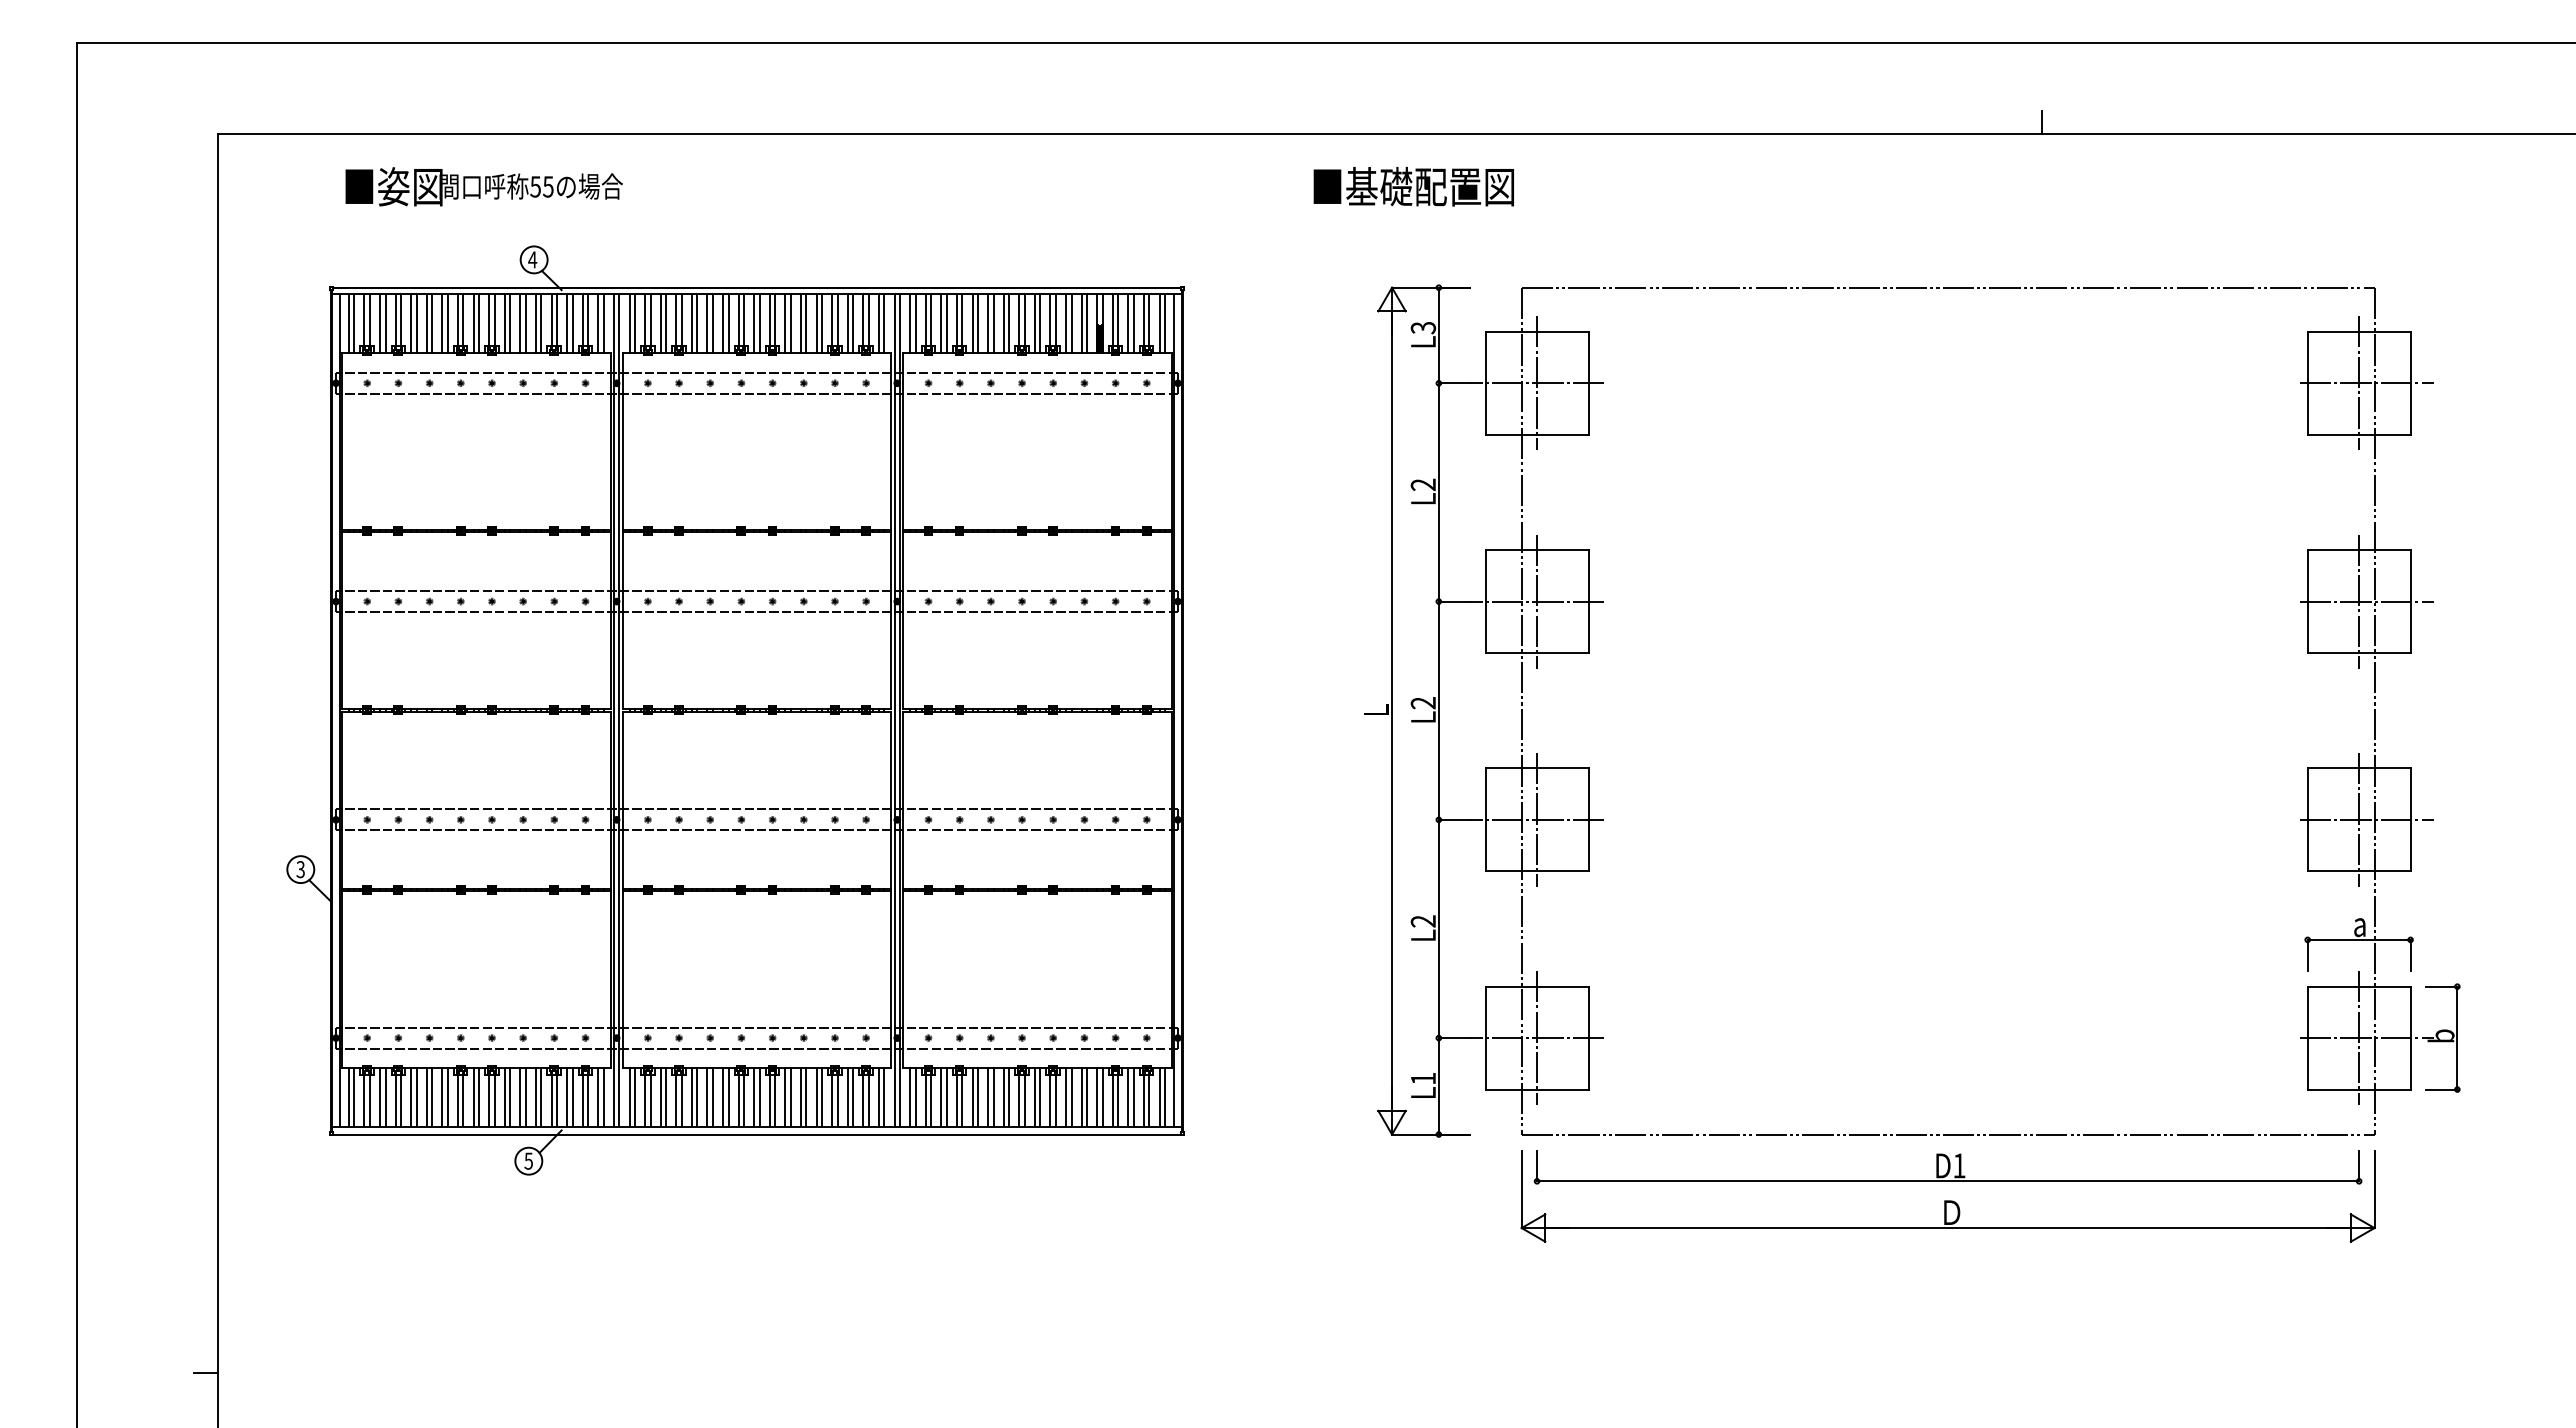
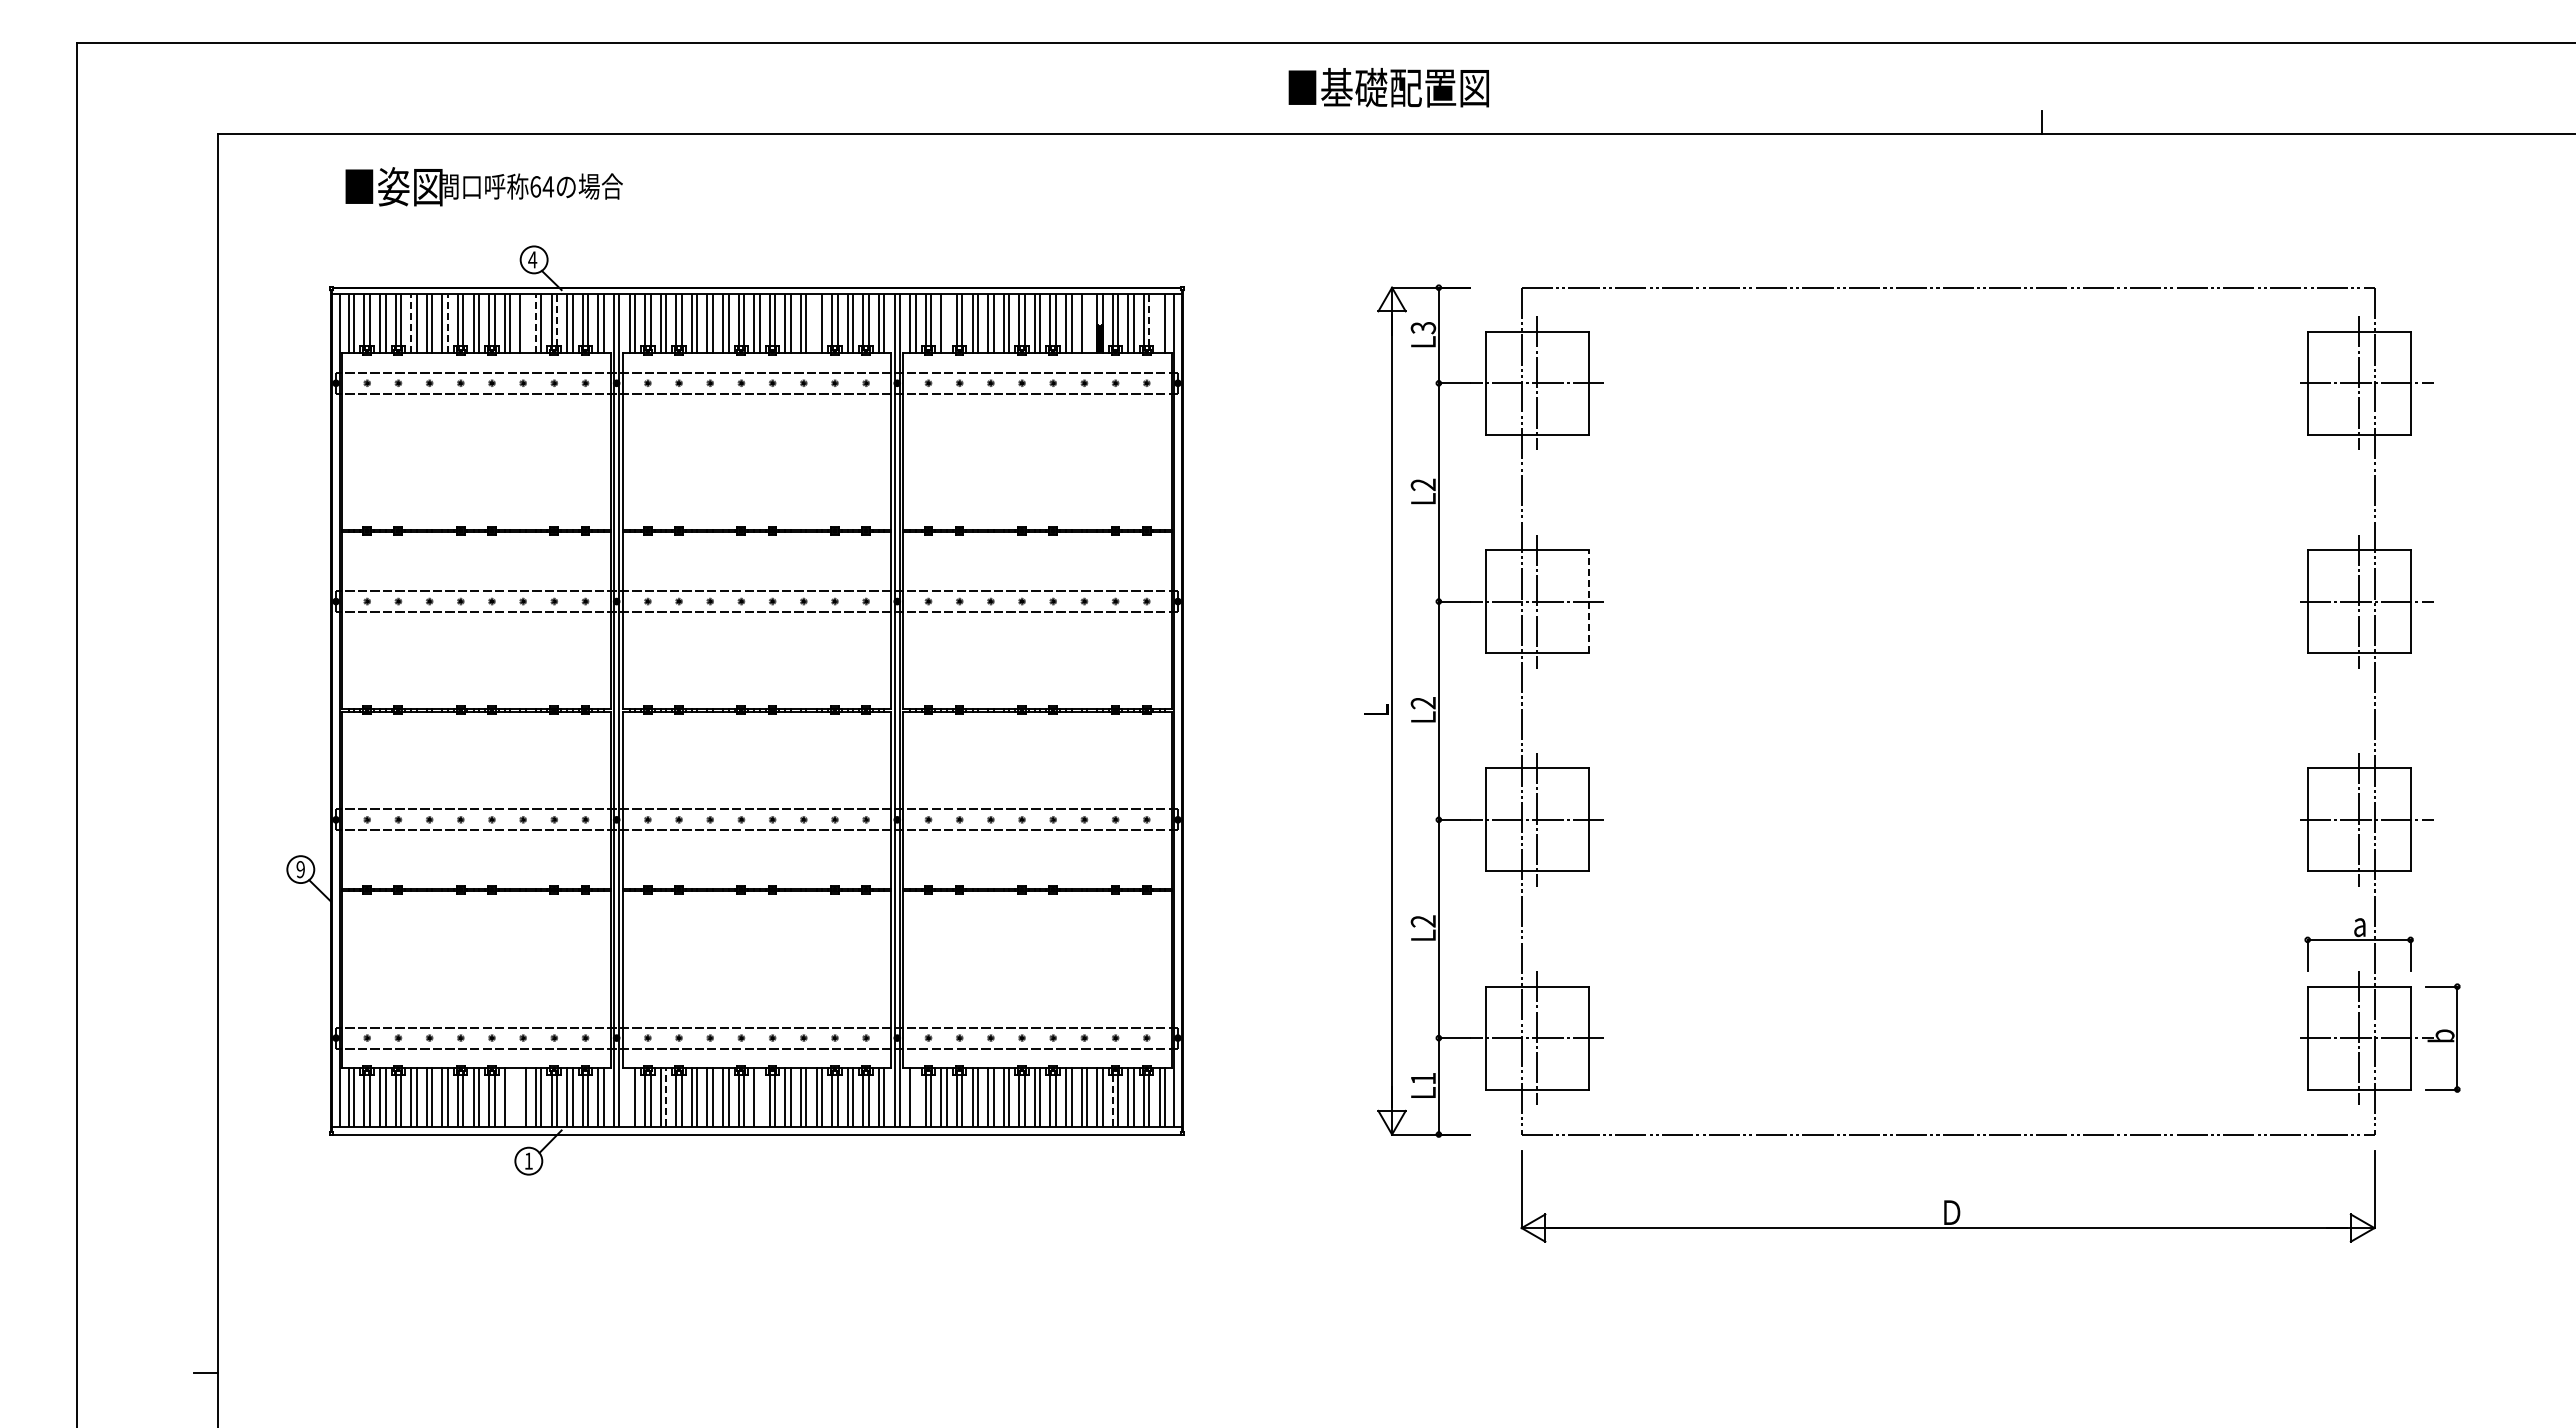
text: 55 -> 64 (542, 186)
text position: (1413, 186) -> (1388, 87) (1388, 87)
line: solid -> dashed (557, 320)
line: solid -> dashed (1149, 320)
line: present -> none (525, 323)
line: present -> none (816, 323)
line: present -> none (946, 323)
line: present -> none (1087, 323)
line: present -> none (1159, 323)
line: solid -> dashed (411, 324)
line: solid -> dashed (447, 324)
line: solid -> dashed (535, 324)
line: solid -> dashed (1588, 601)
text: 3 -> 9 (300, 869)
line: present -> none (510, 1096)
line: present -> none (520, 1096)
line: present -> none (629, 1096)
line: solid -> dashed (666, 1096)
line: present -> none (759, 1096)
line: present -> none (915, 1096)
line: solid -> dashed (1112, 1100)
text: 5 -> 1 (528, 1160)
part: present -> none (1947, 1167)
